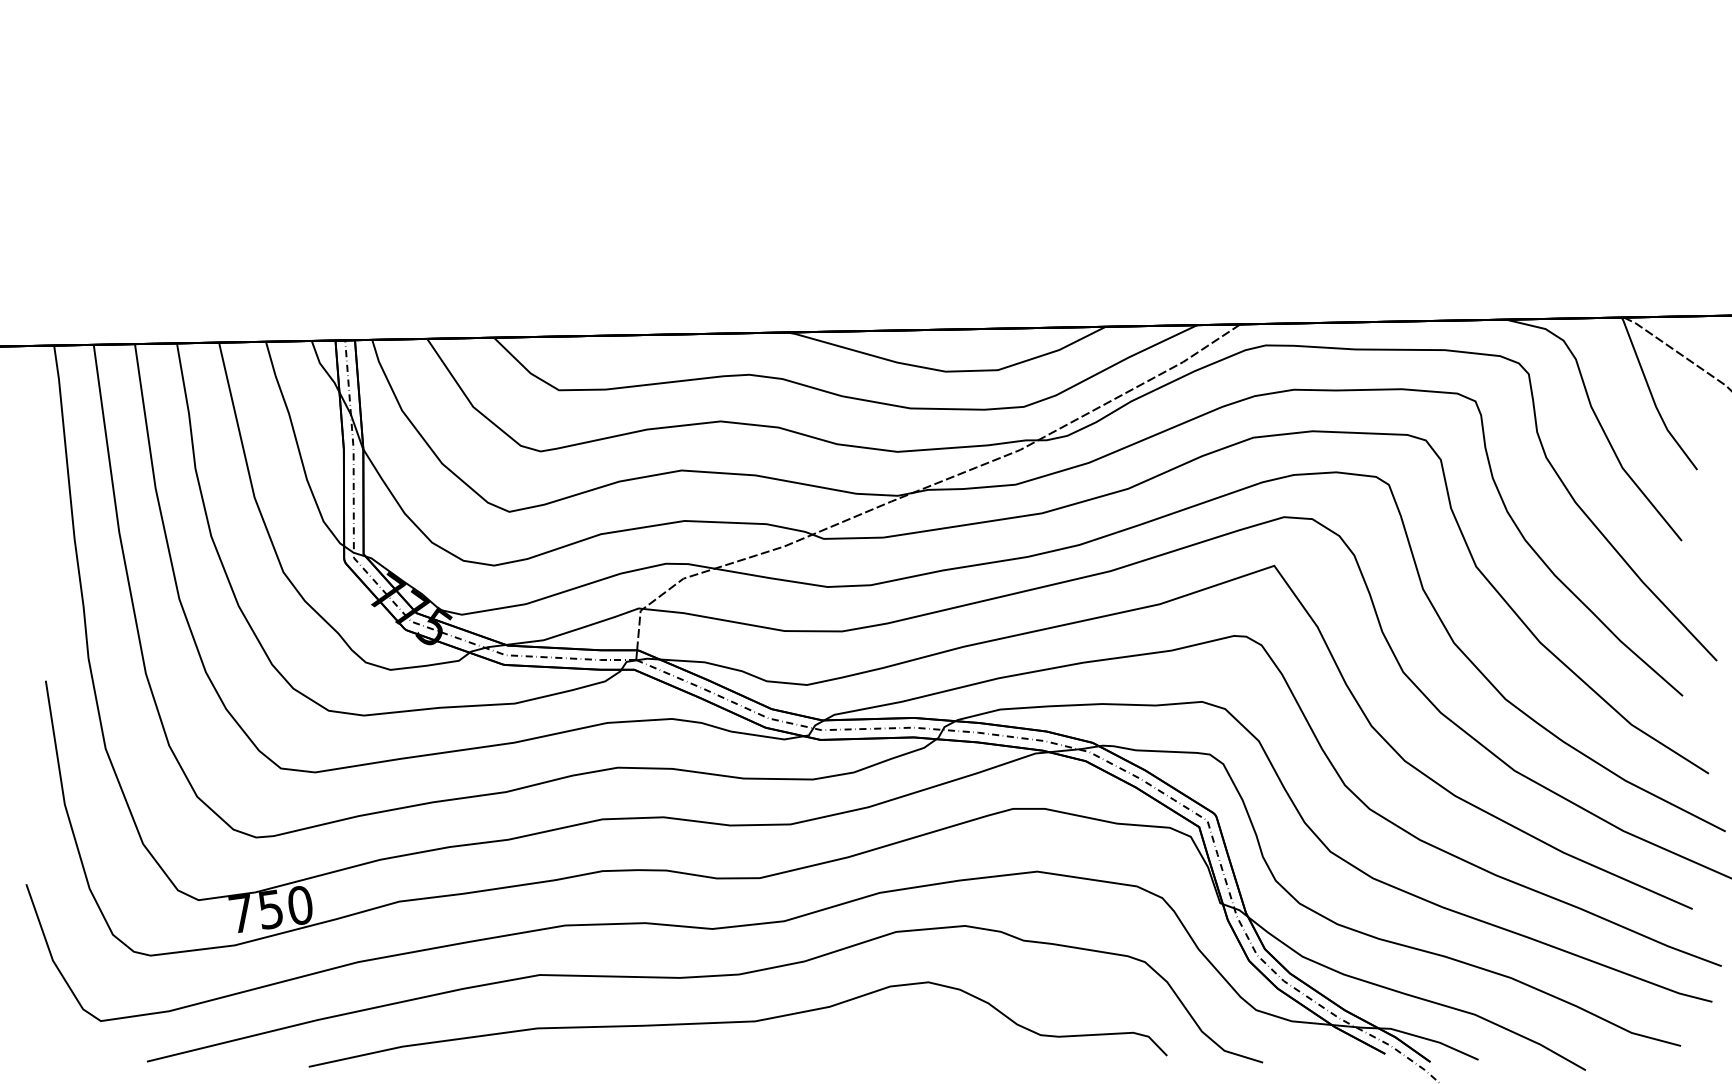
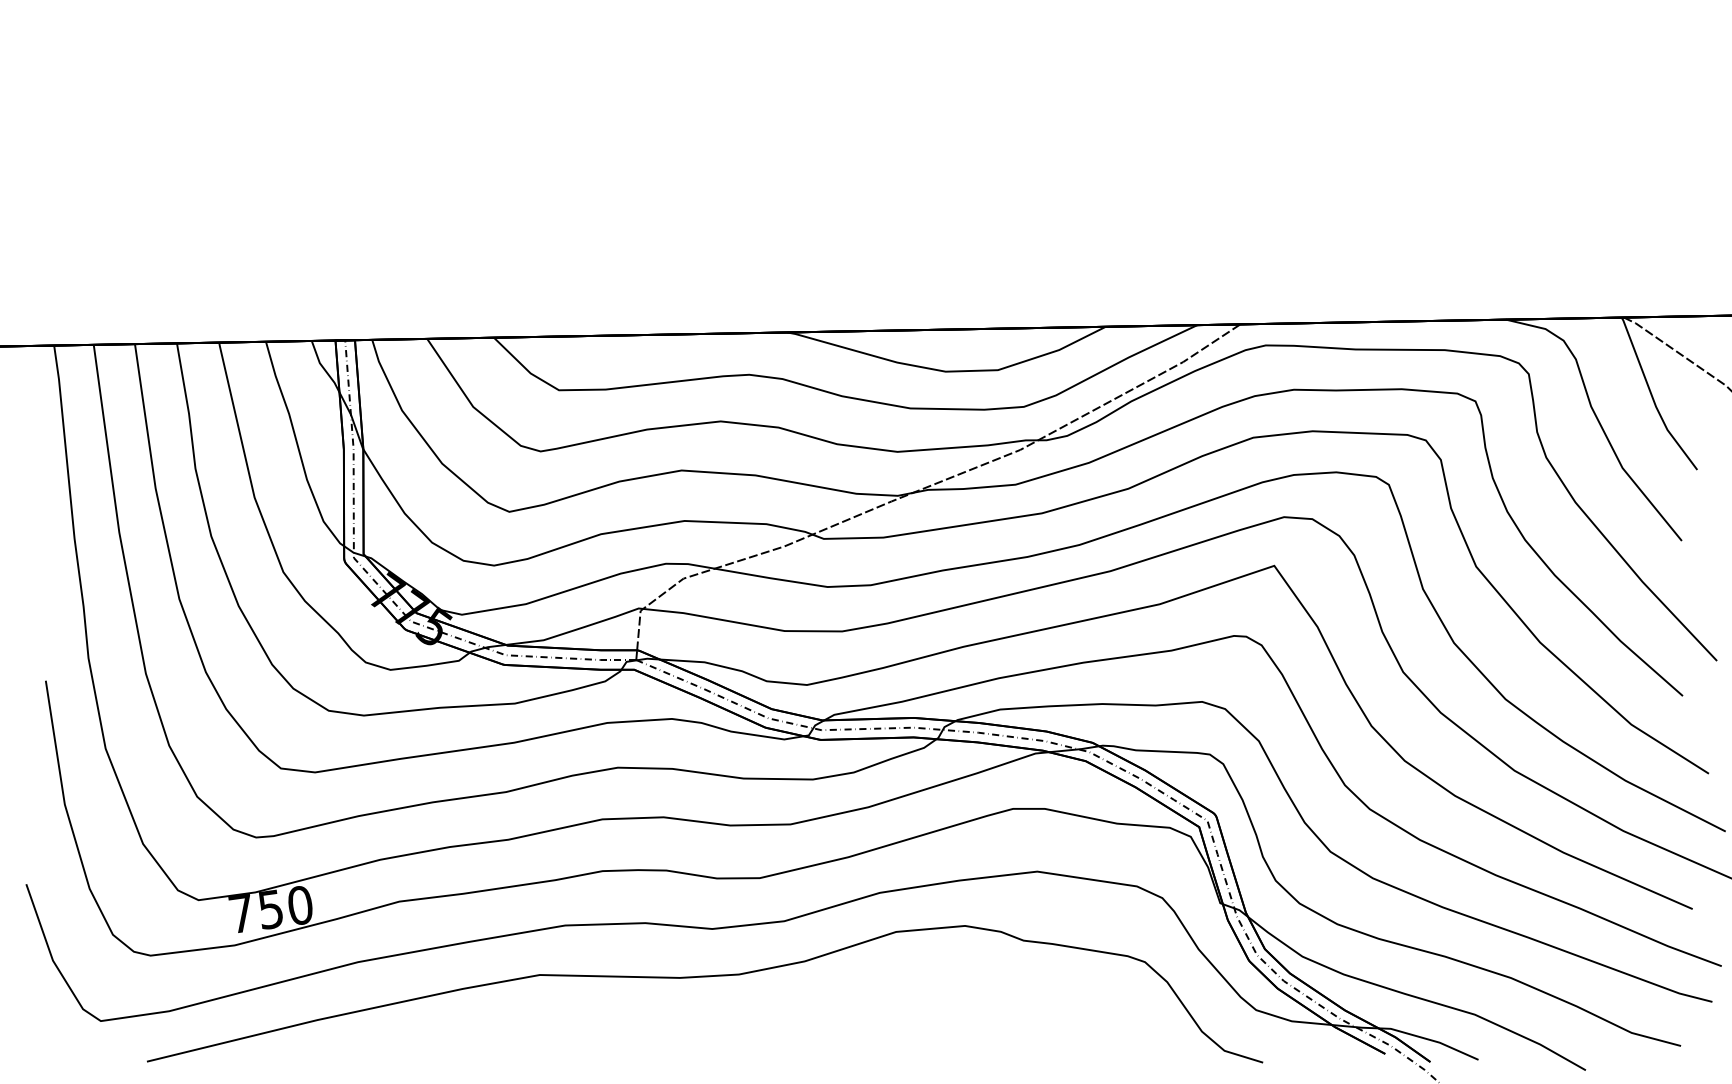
curve: present -> none (737, 1022)
